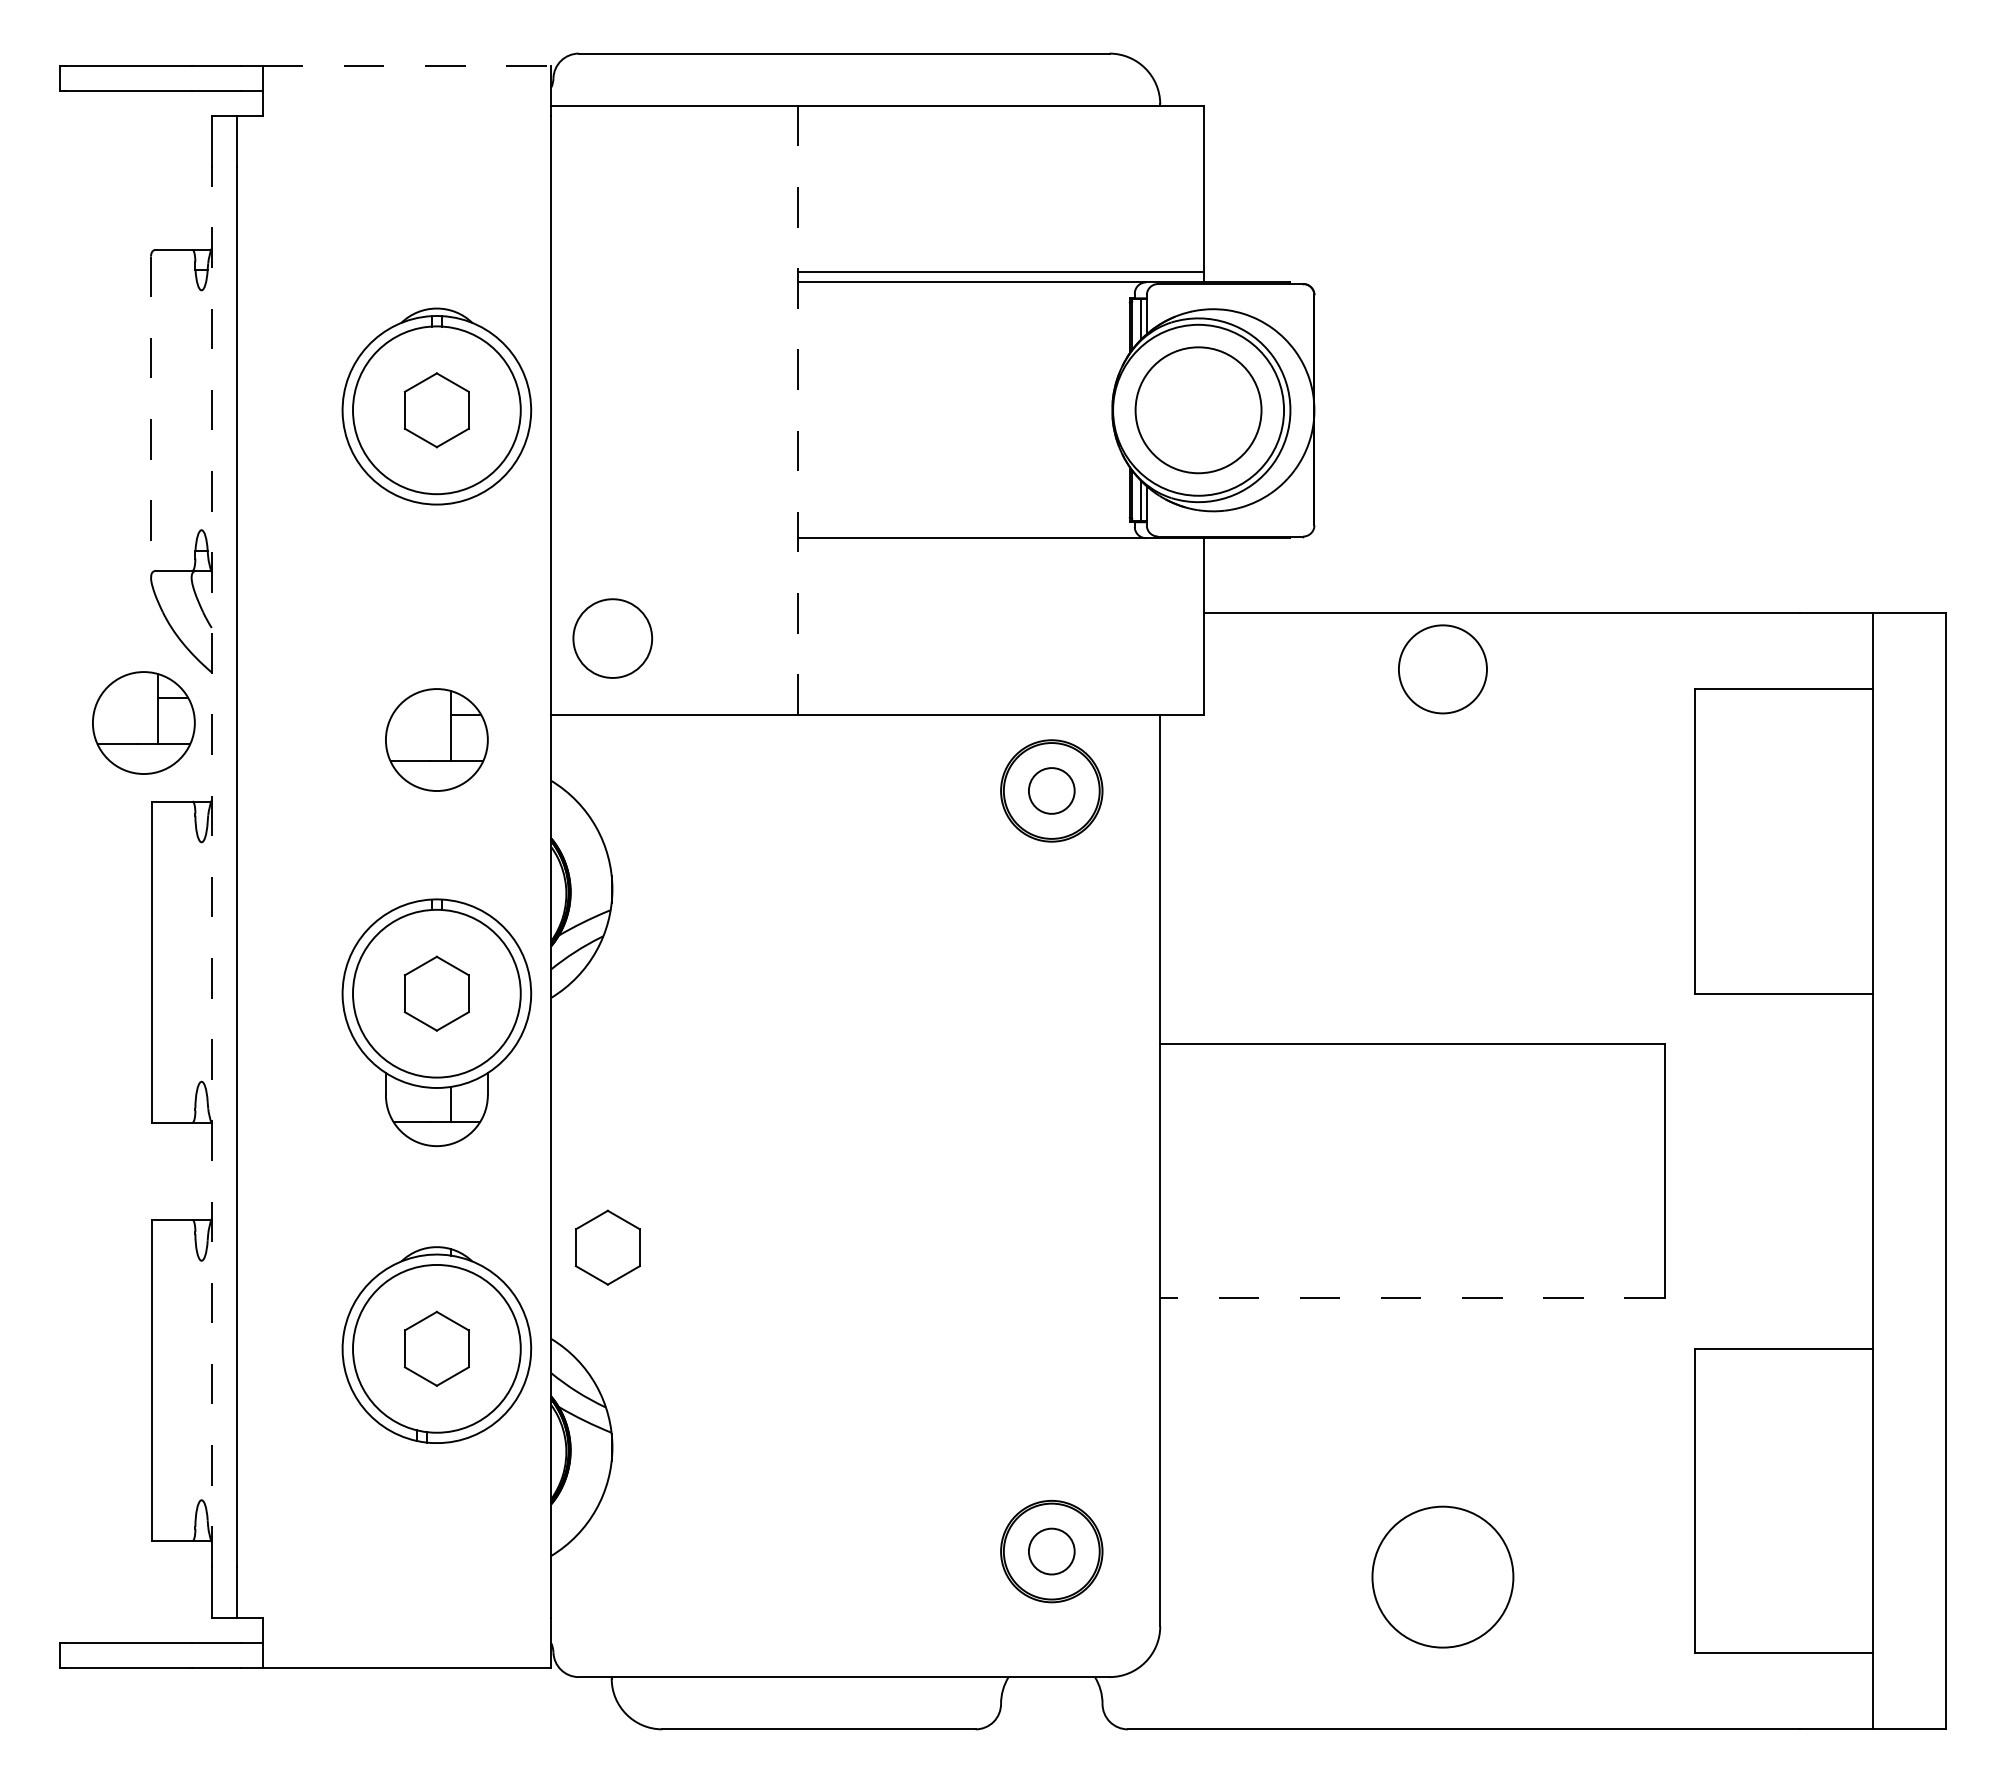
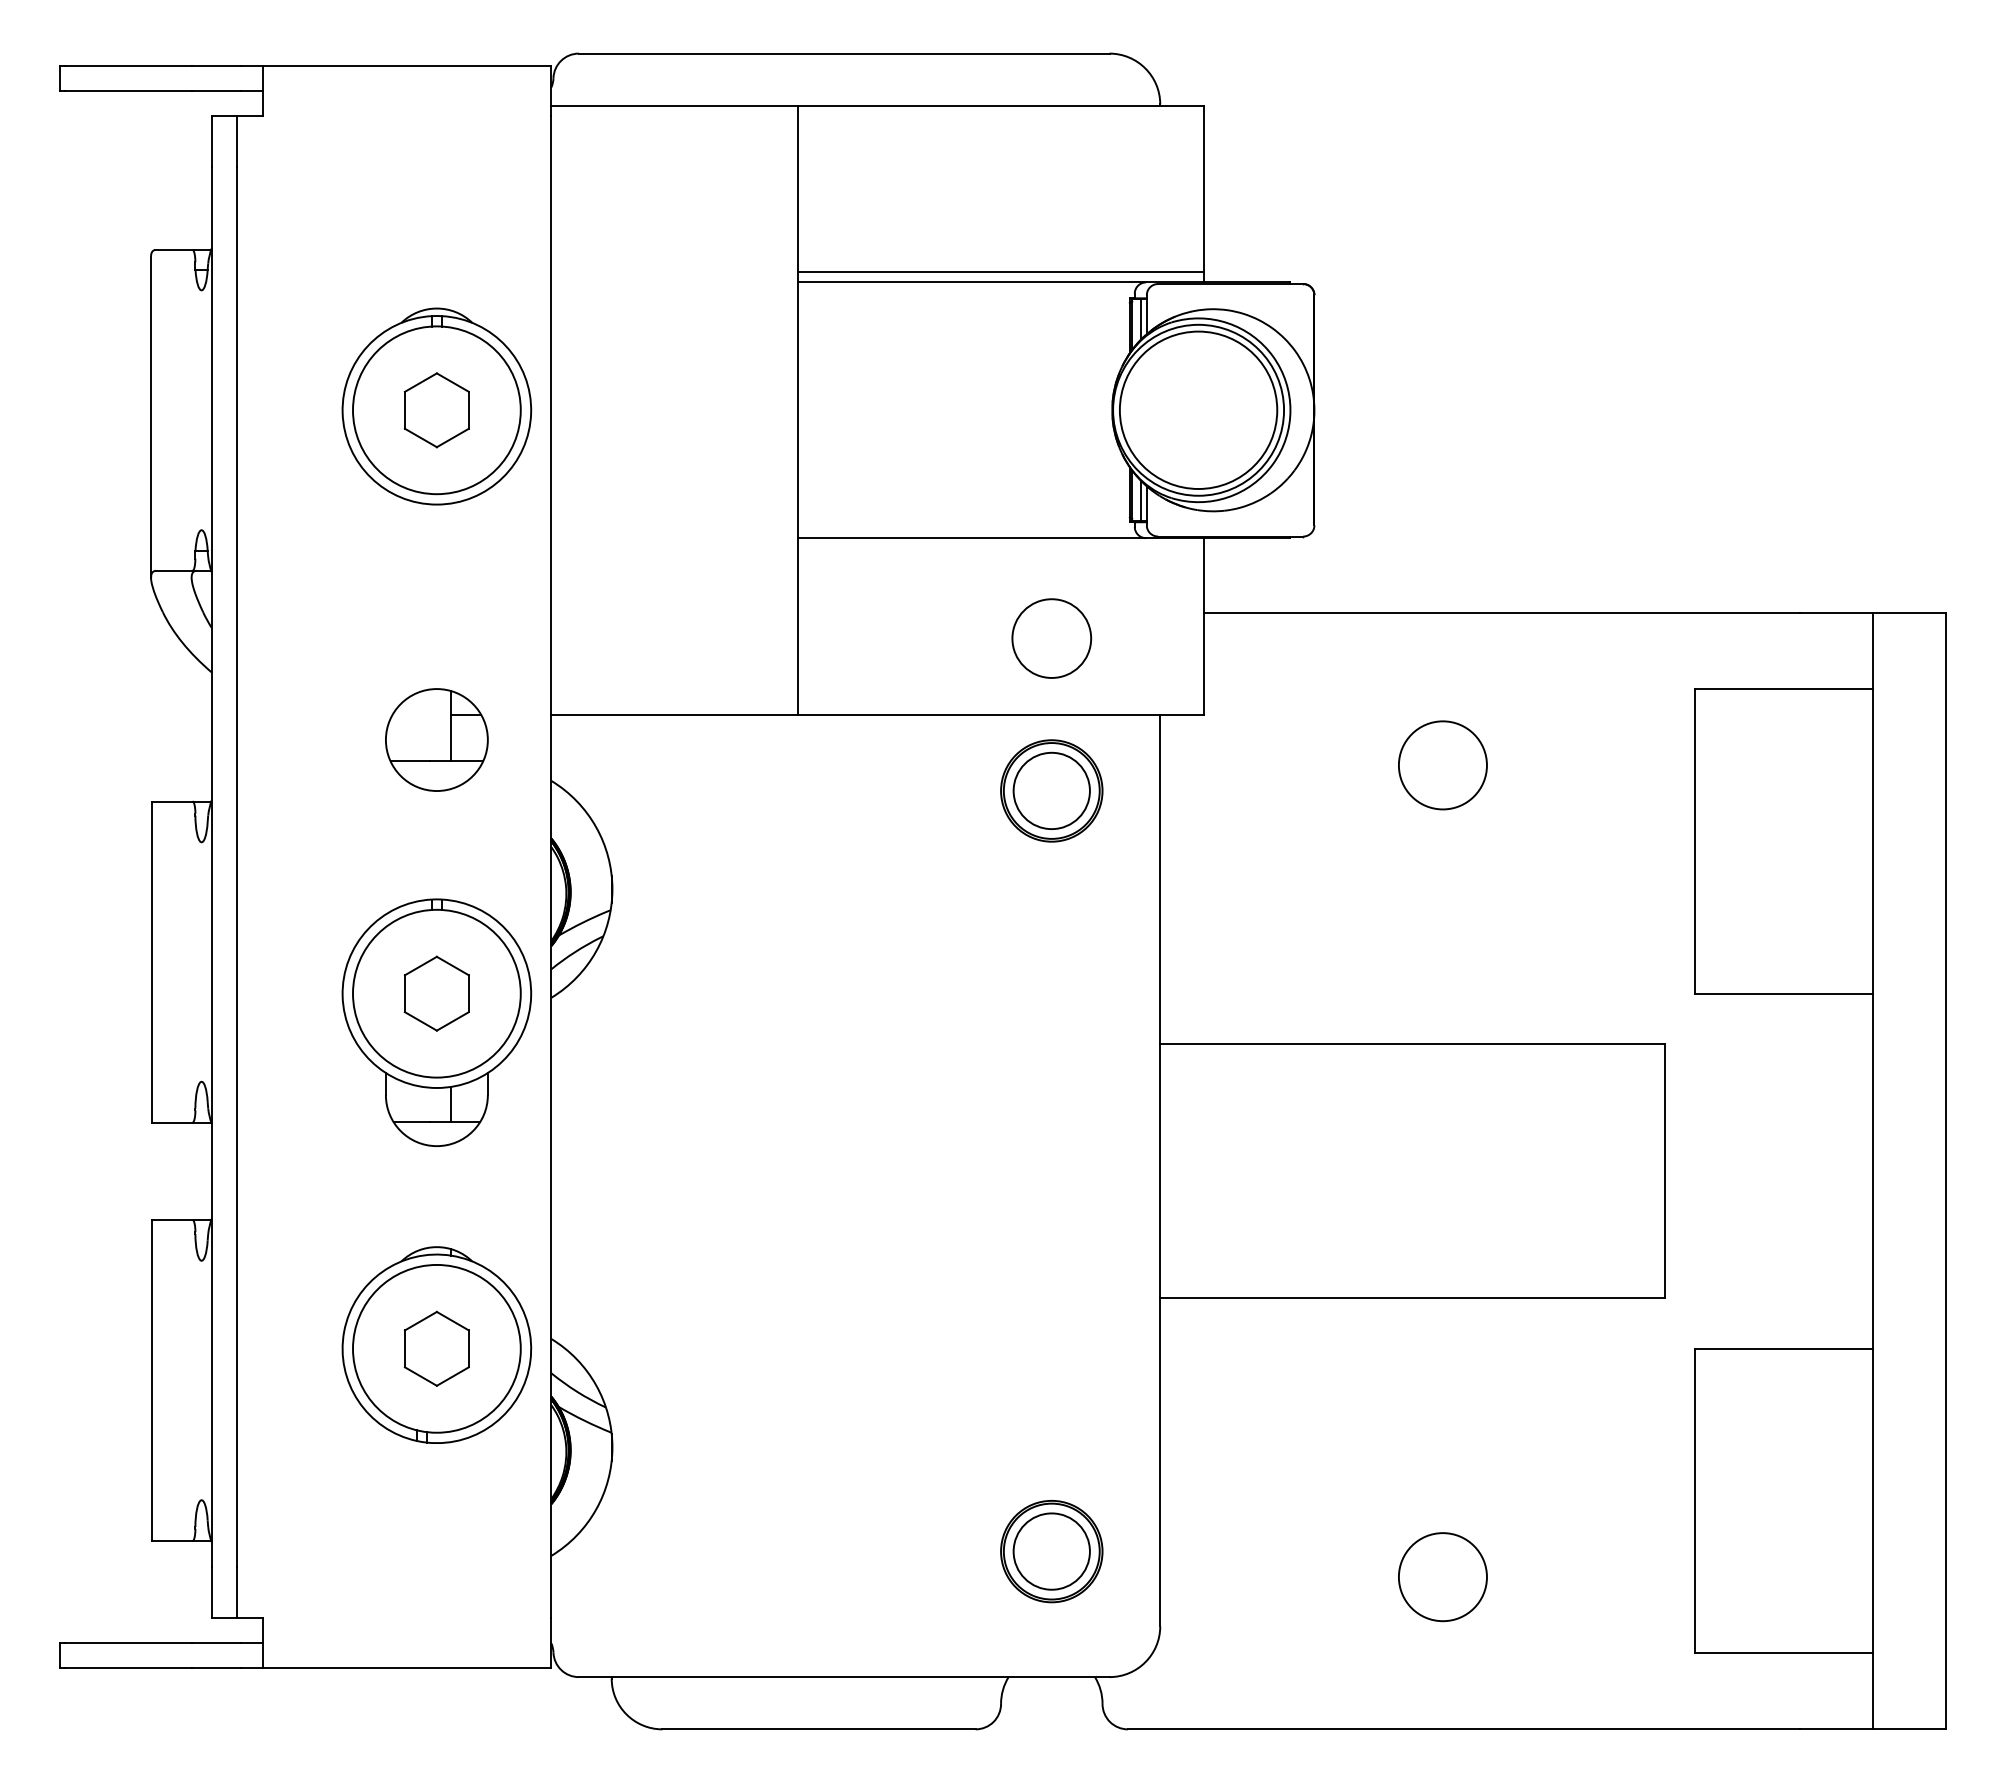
line: dashed -> solid (407, 65)
line: dashed -> solid (798, 410)
circle diameter: 126 px -> 157 px (1198, 410)
line: dashed -> solid (151, 417)
circle position: (612, 638) -> (1051, 638) (1051, 638)
circle position: (1442, 669) -> (1442, 765) (1442, 765)
part: present -> none (143, 722)
circle diameter: 46 px -> 76 px (1051, 790)
line: dashed -> solid (211, 866)
part: present -> none (607, 1247)
line: dashed -> solid (1412, 1298)
circle diameter: 46 px -> 76 px (1051, 1551)
circle diameter: 141 px -> 88 px (1442, 1577)
